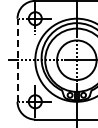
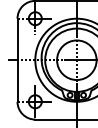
line: dashed -> solid (17, 60)
